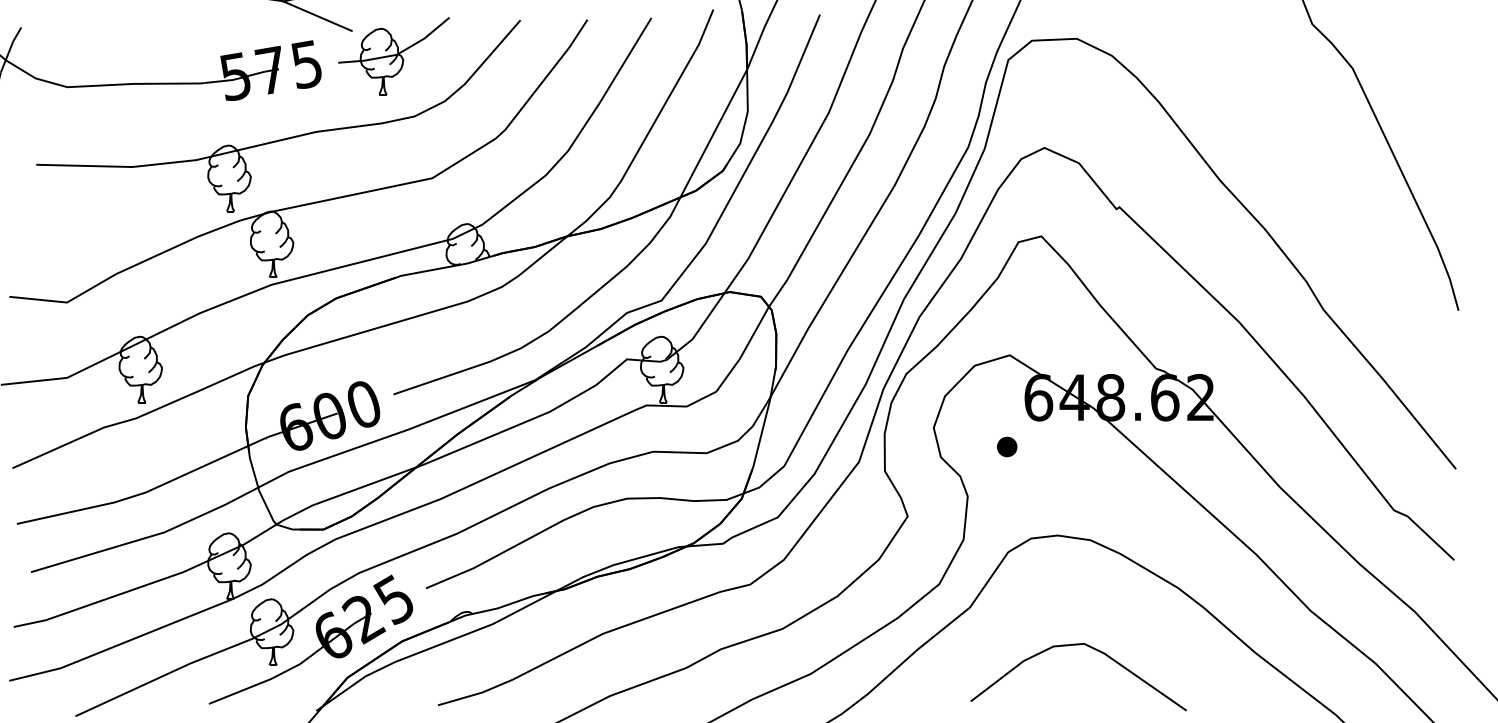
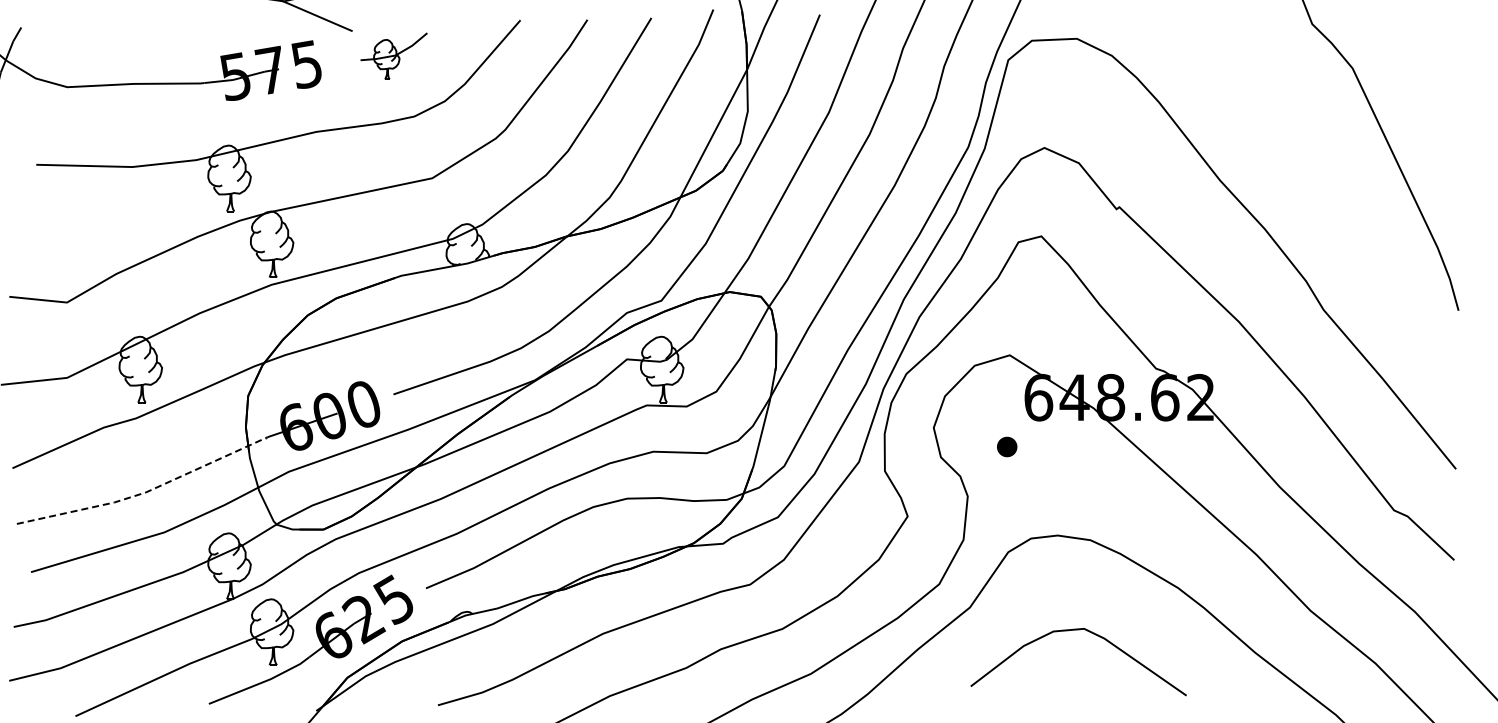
part size: 112x79 px -> 68x48 px (393, 55)
line: solid -> dashed (145, 492)
curve position: (1093, 649) -> (1093, 634) (1093, 634)
